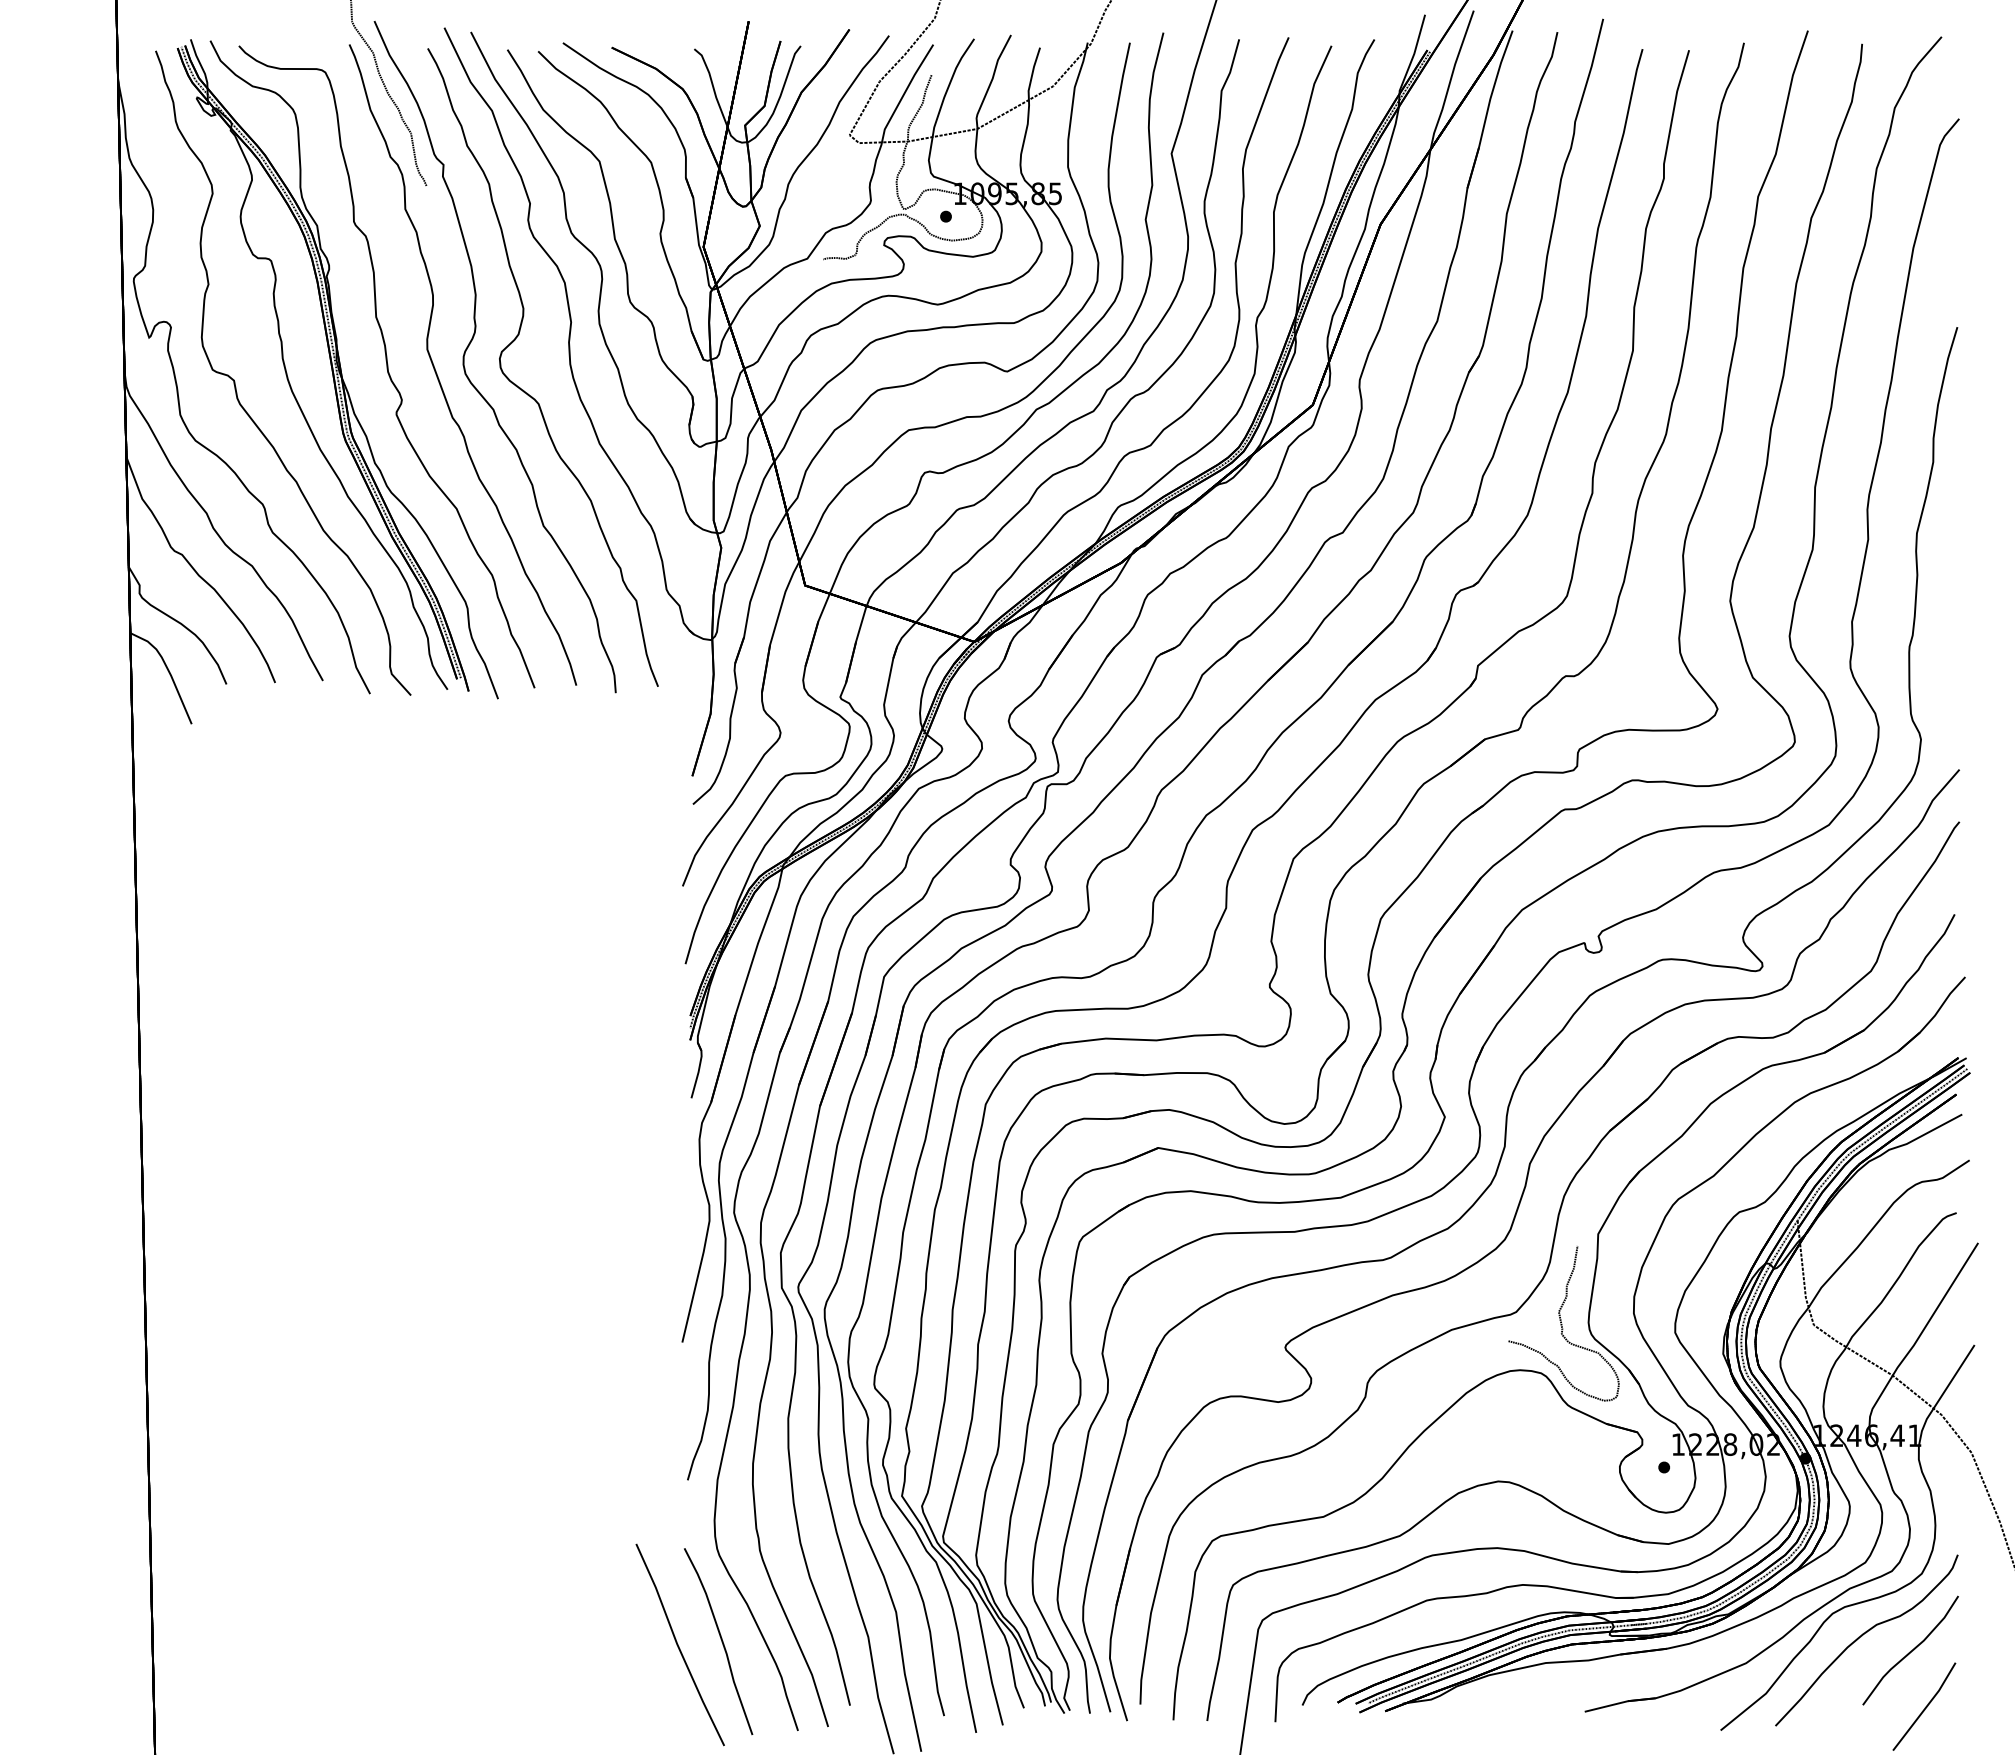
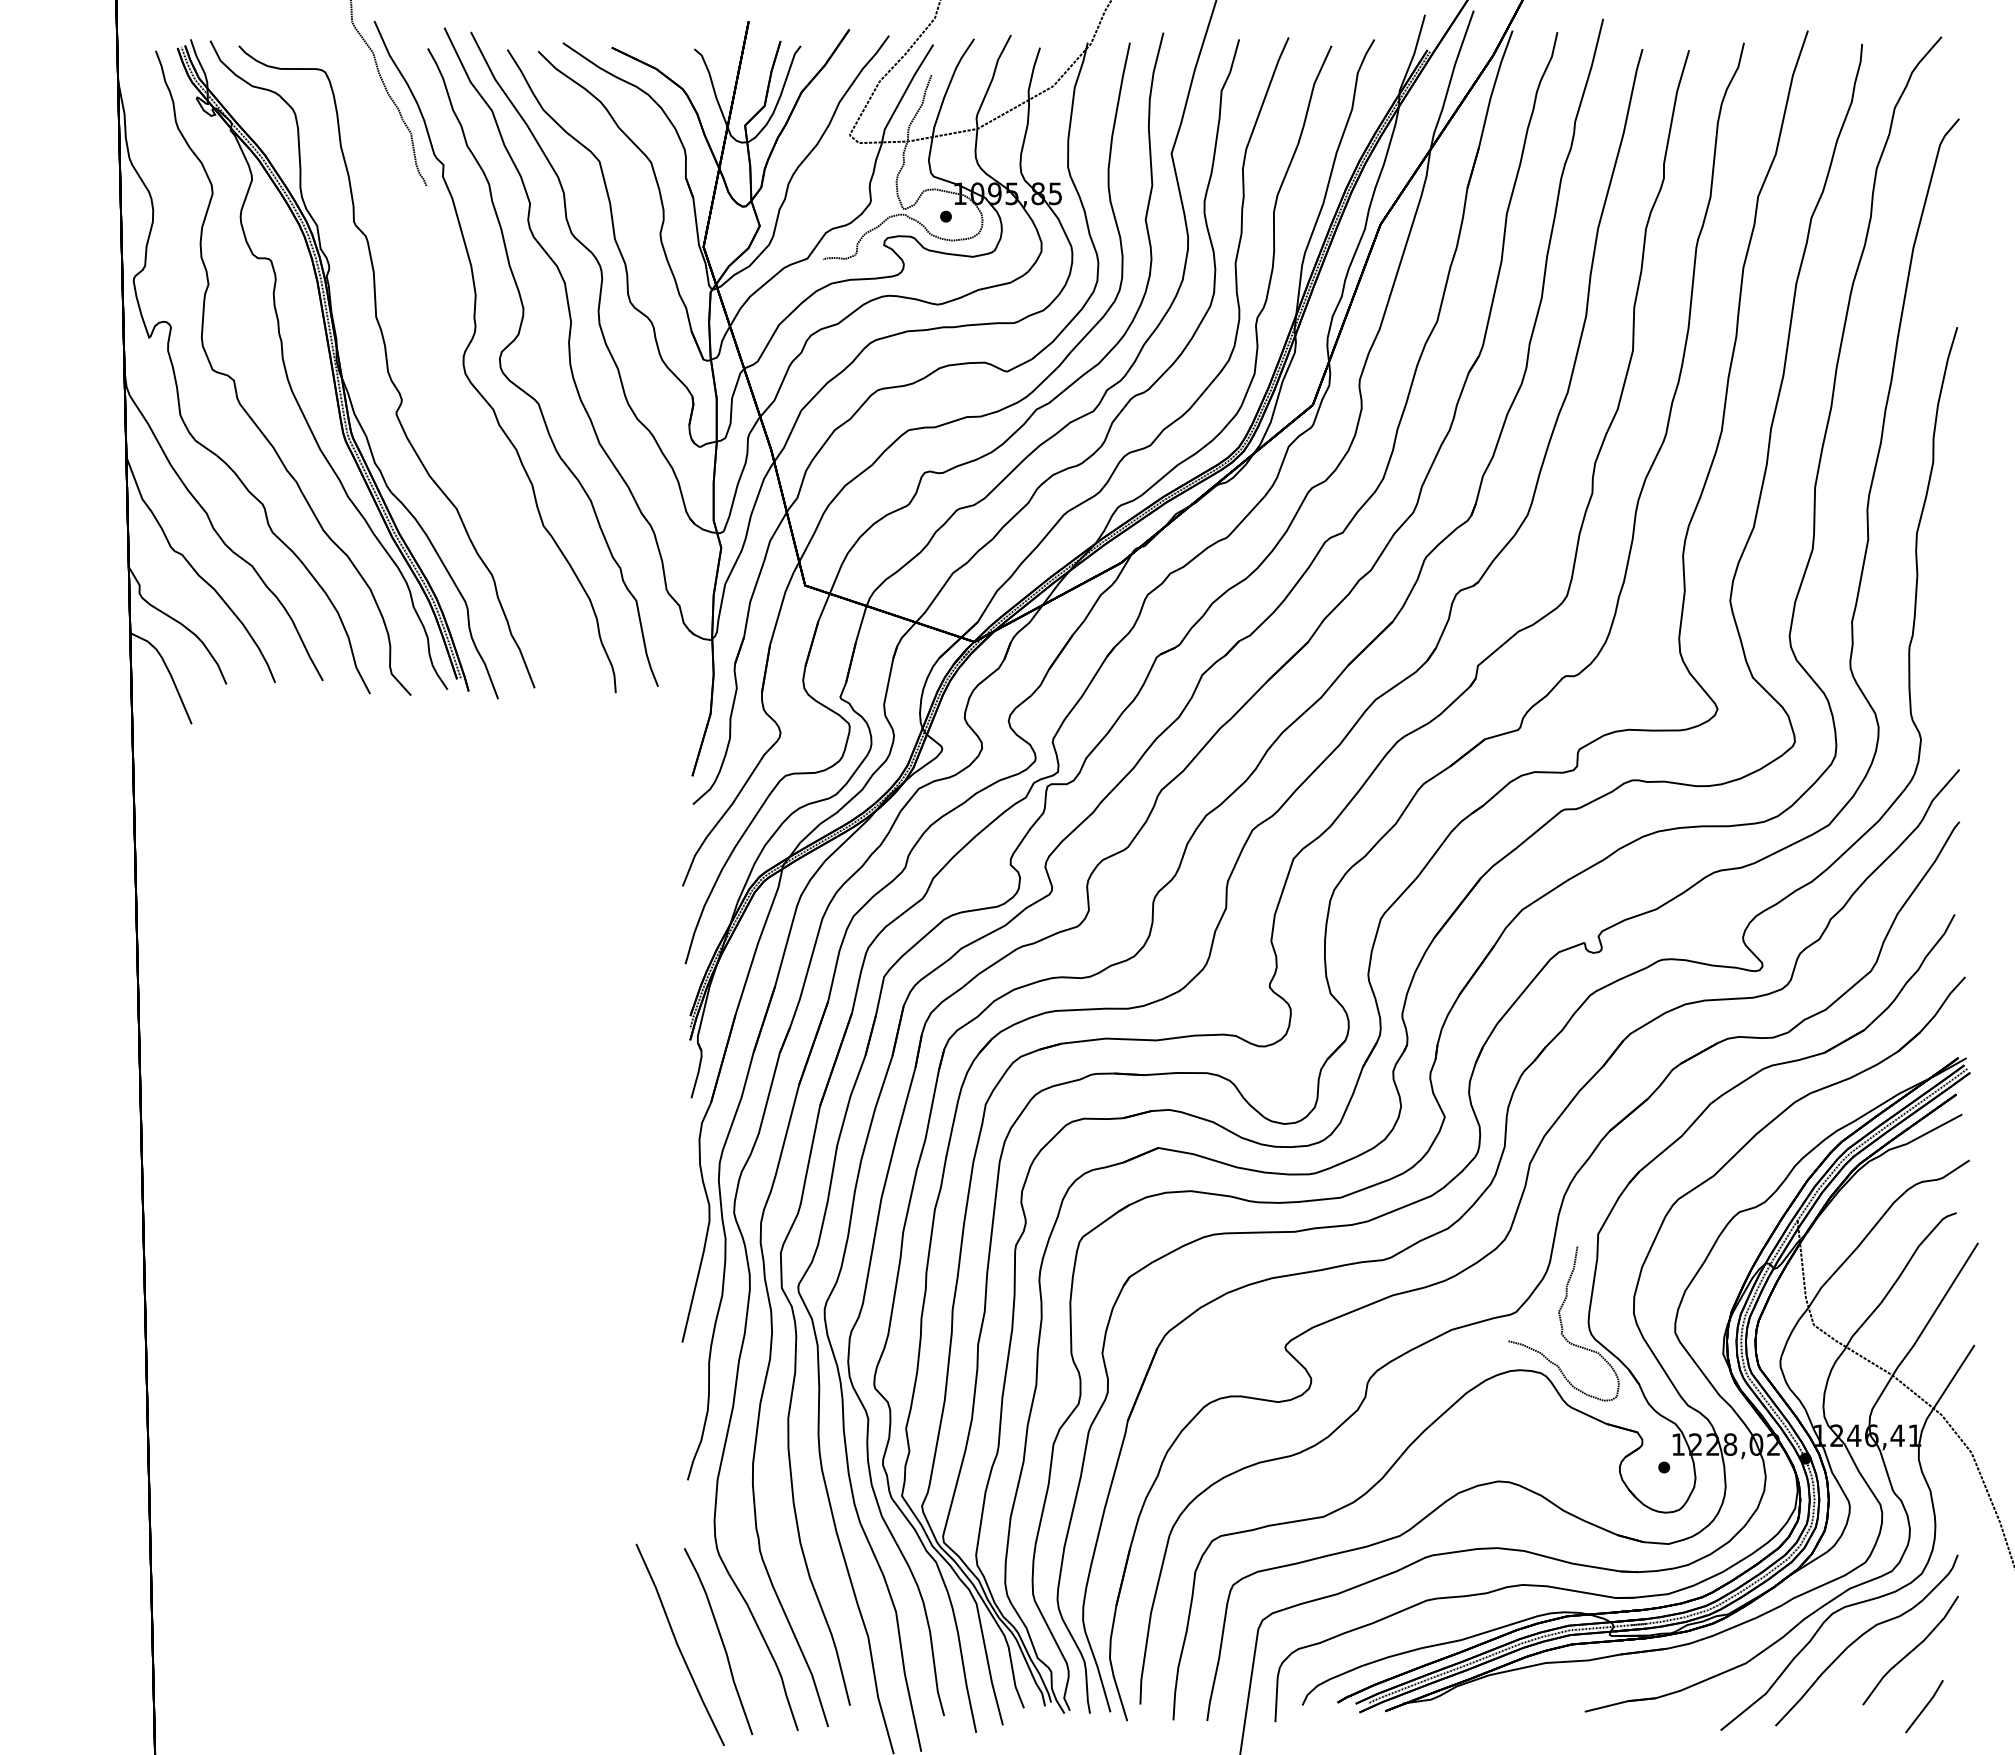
part: present -> none (437, 373)
part size: 65x89 px -> 39x54 px (1924, 1706)
